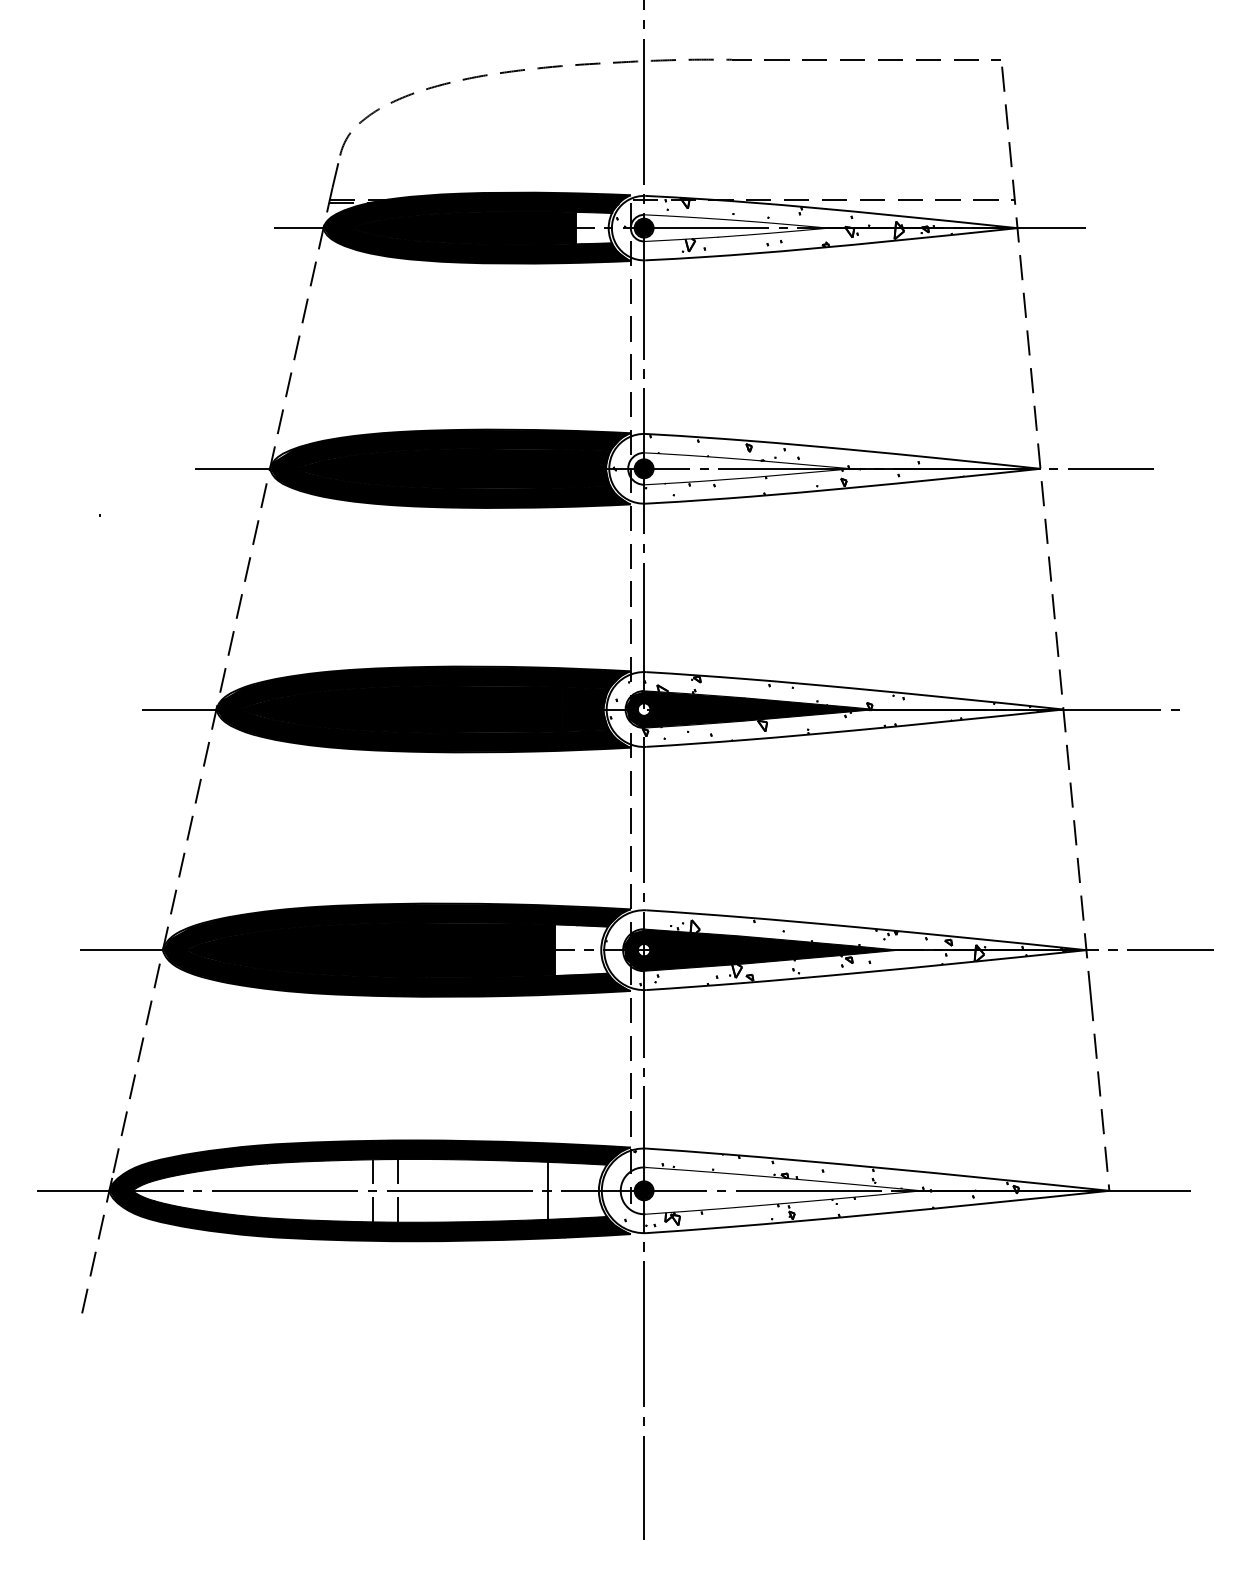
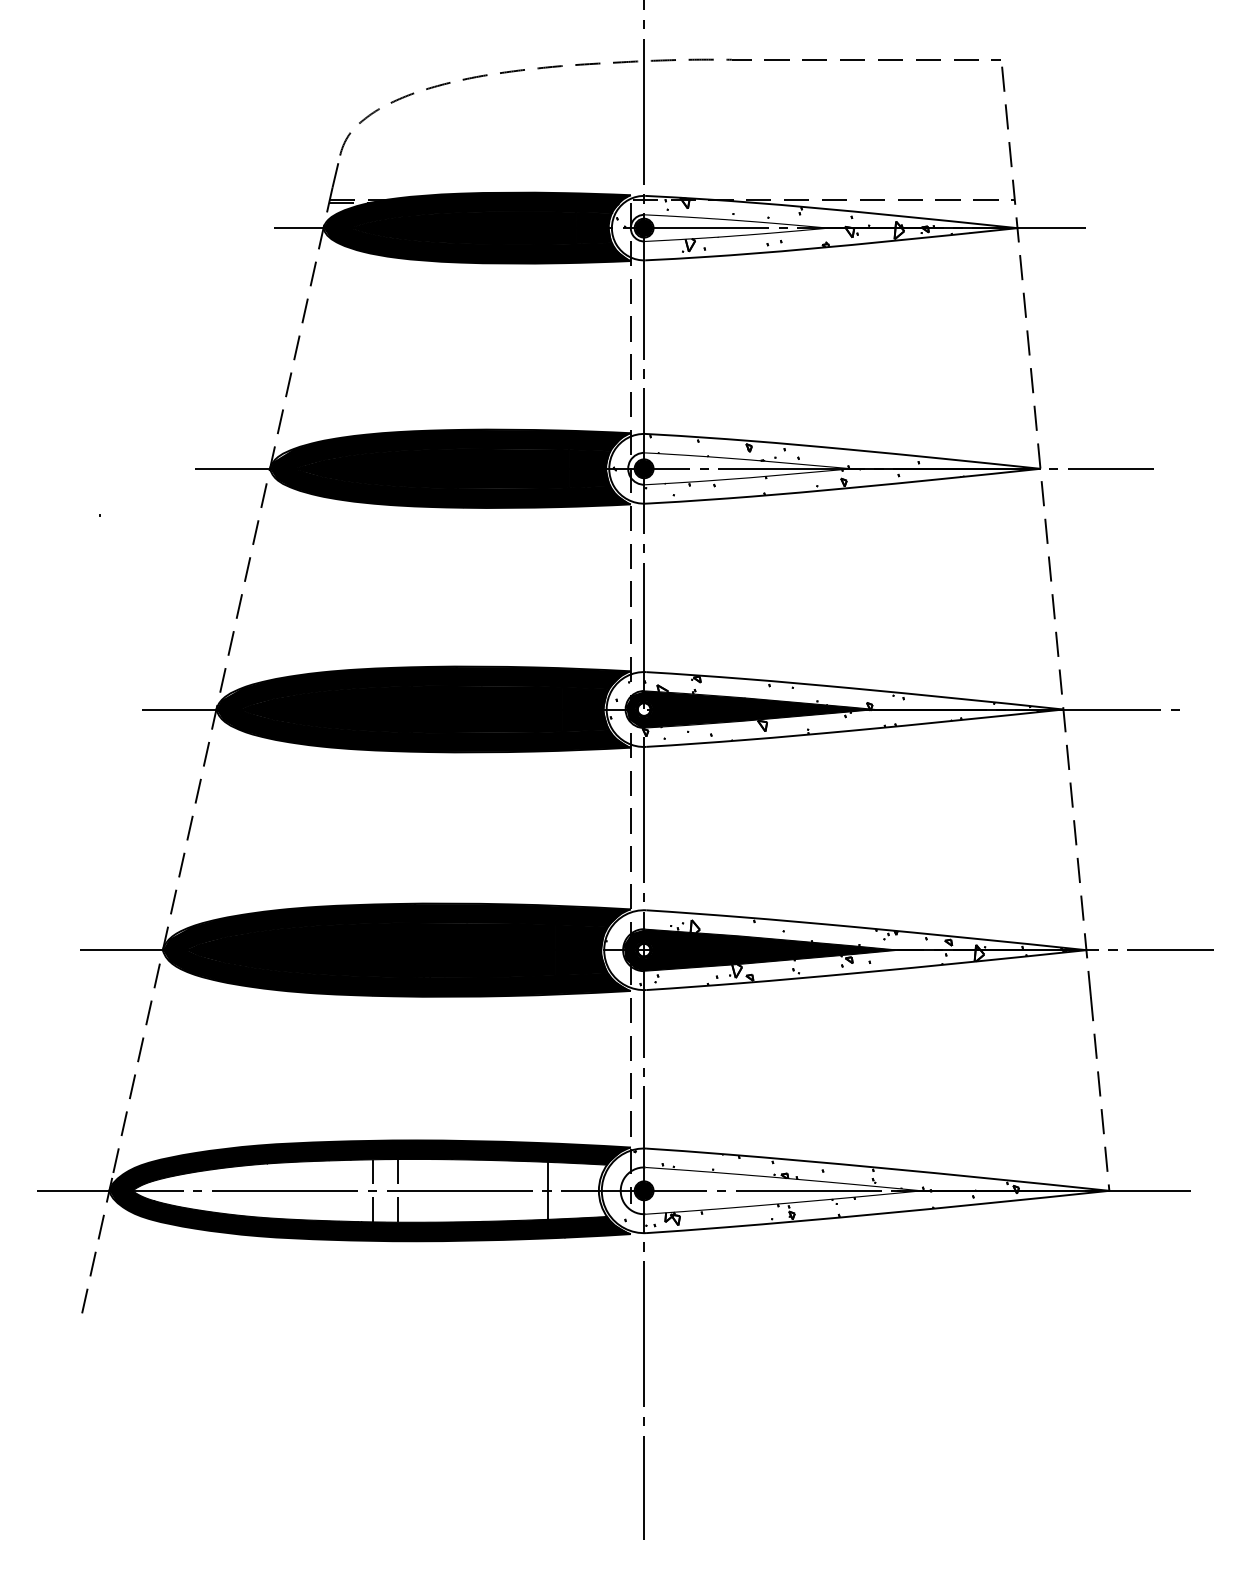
fill: none -> present (593, 228)
fill: none -> present (581, 949)
